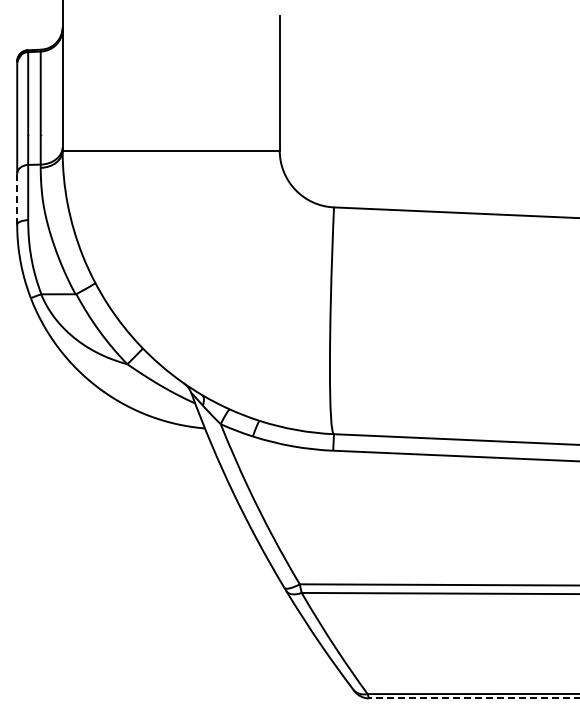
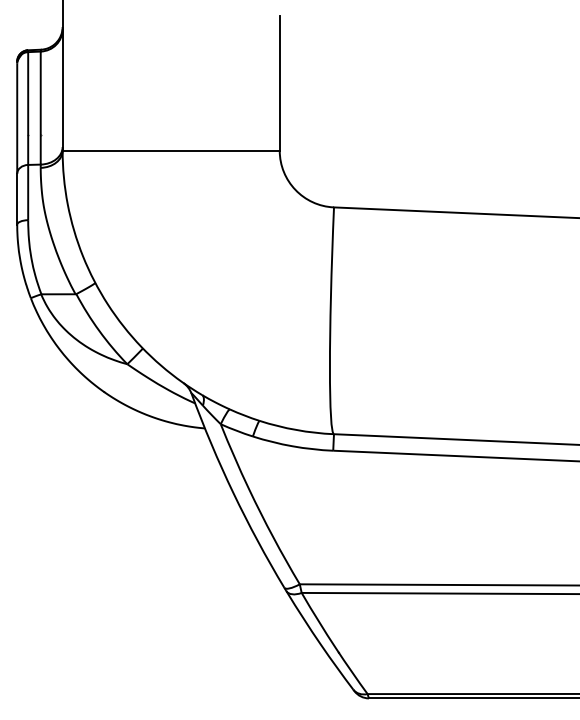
line: dashed -> solid (17, 199)
line: dashed -> solid (473, 698)
